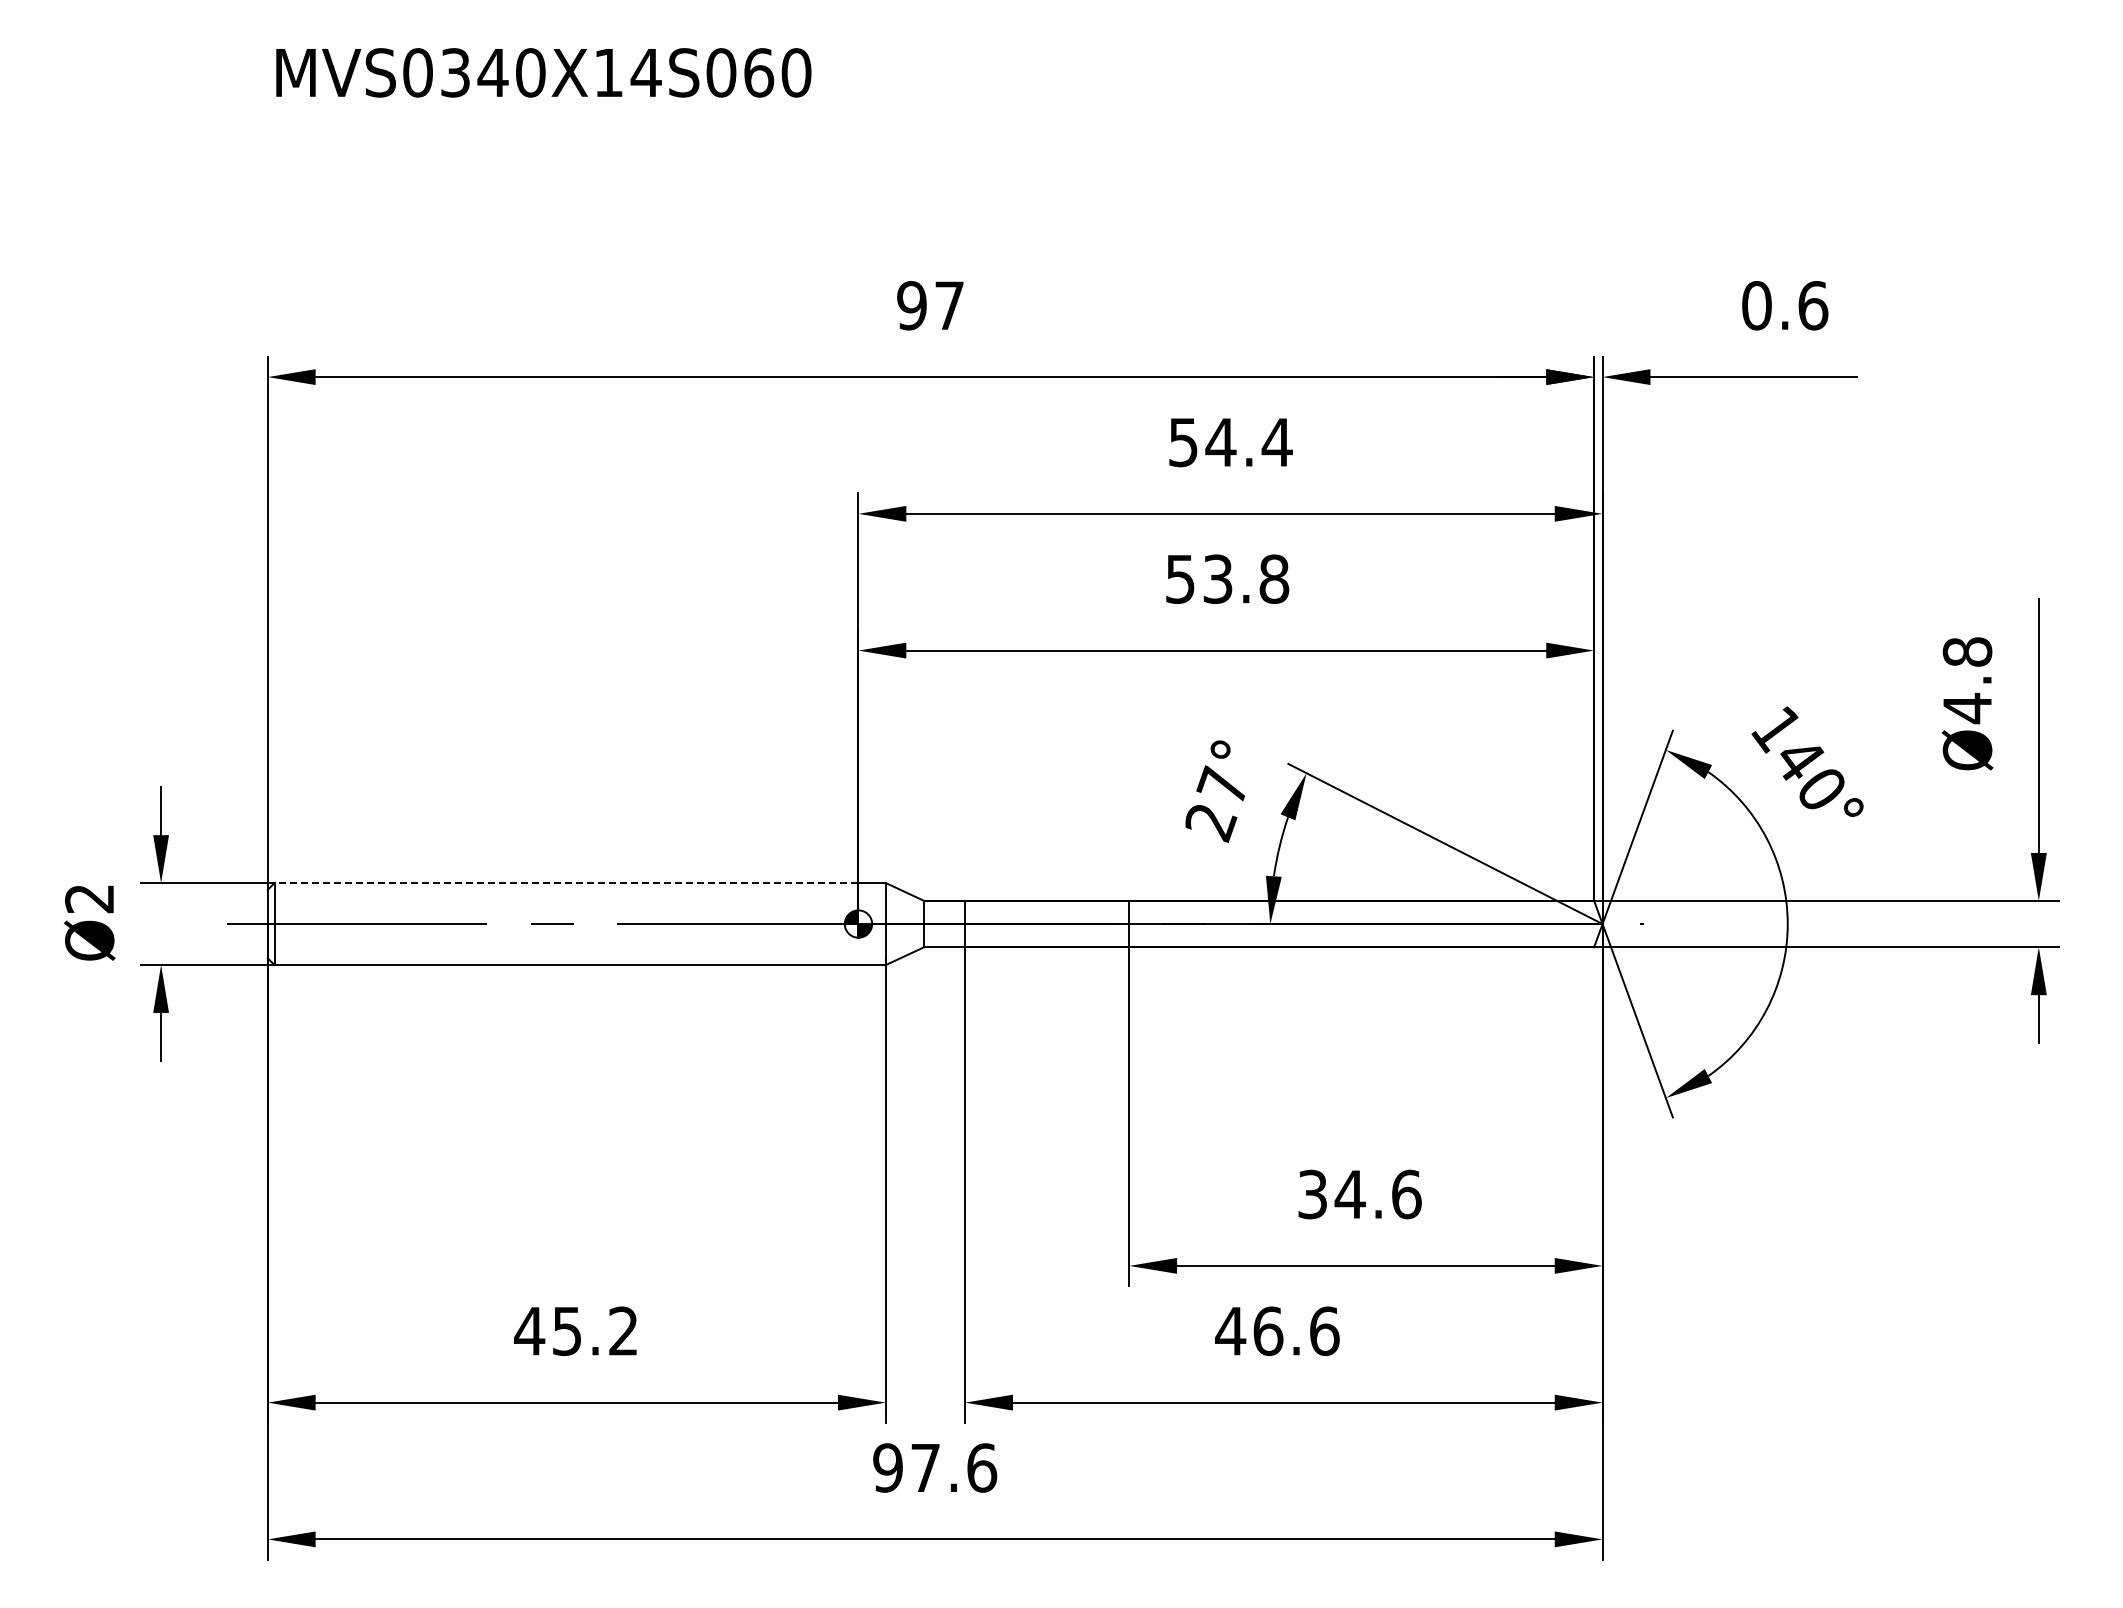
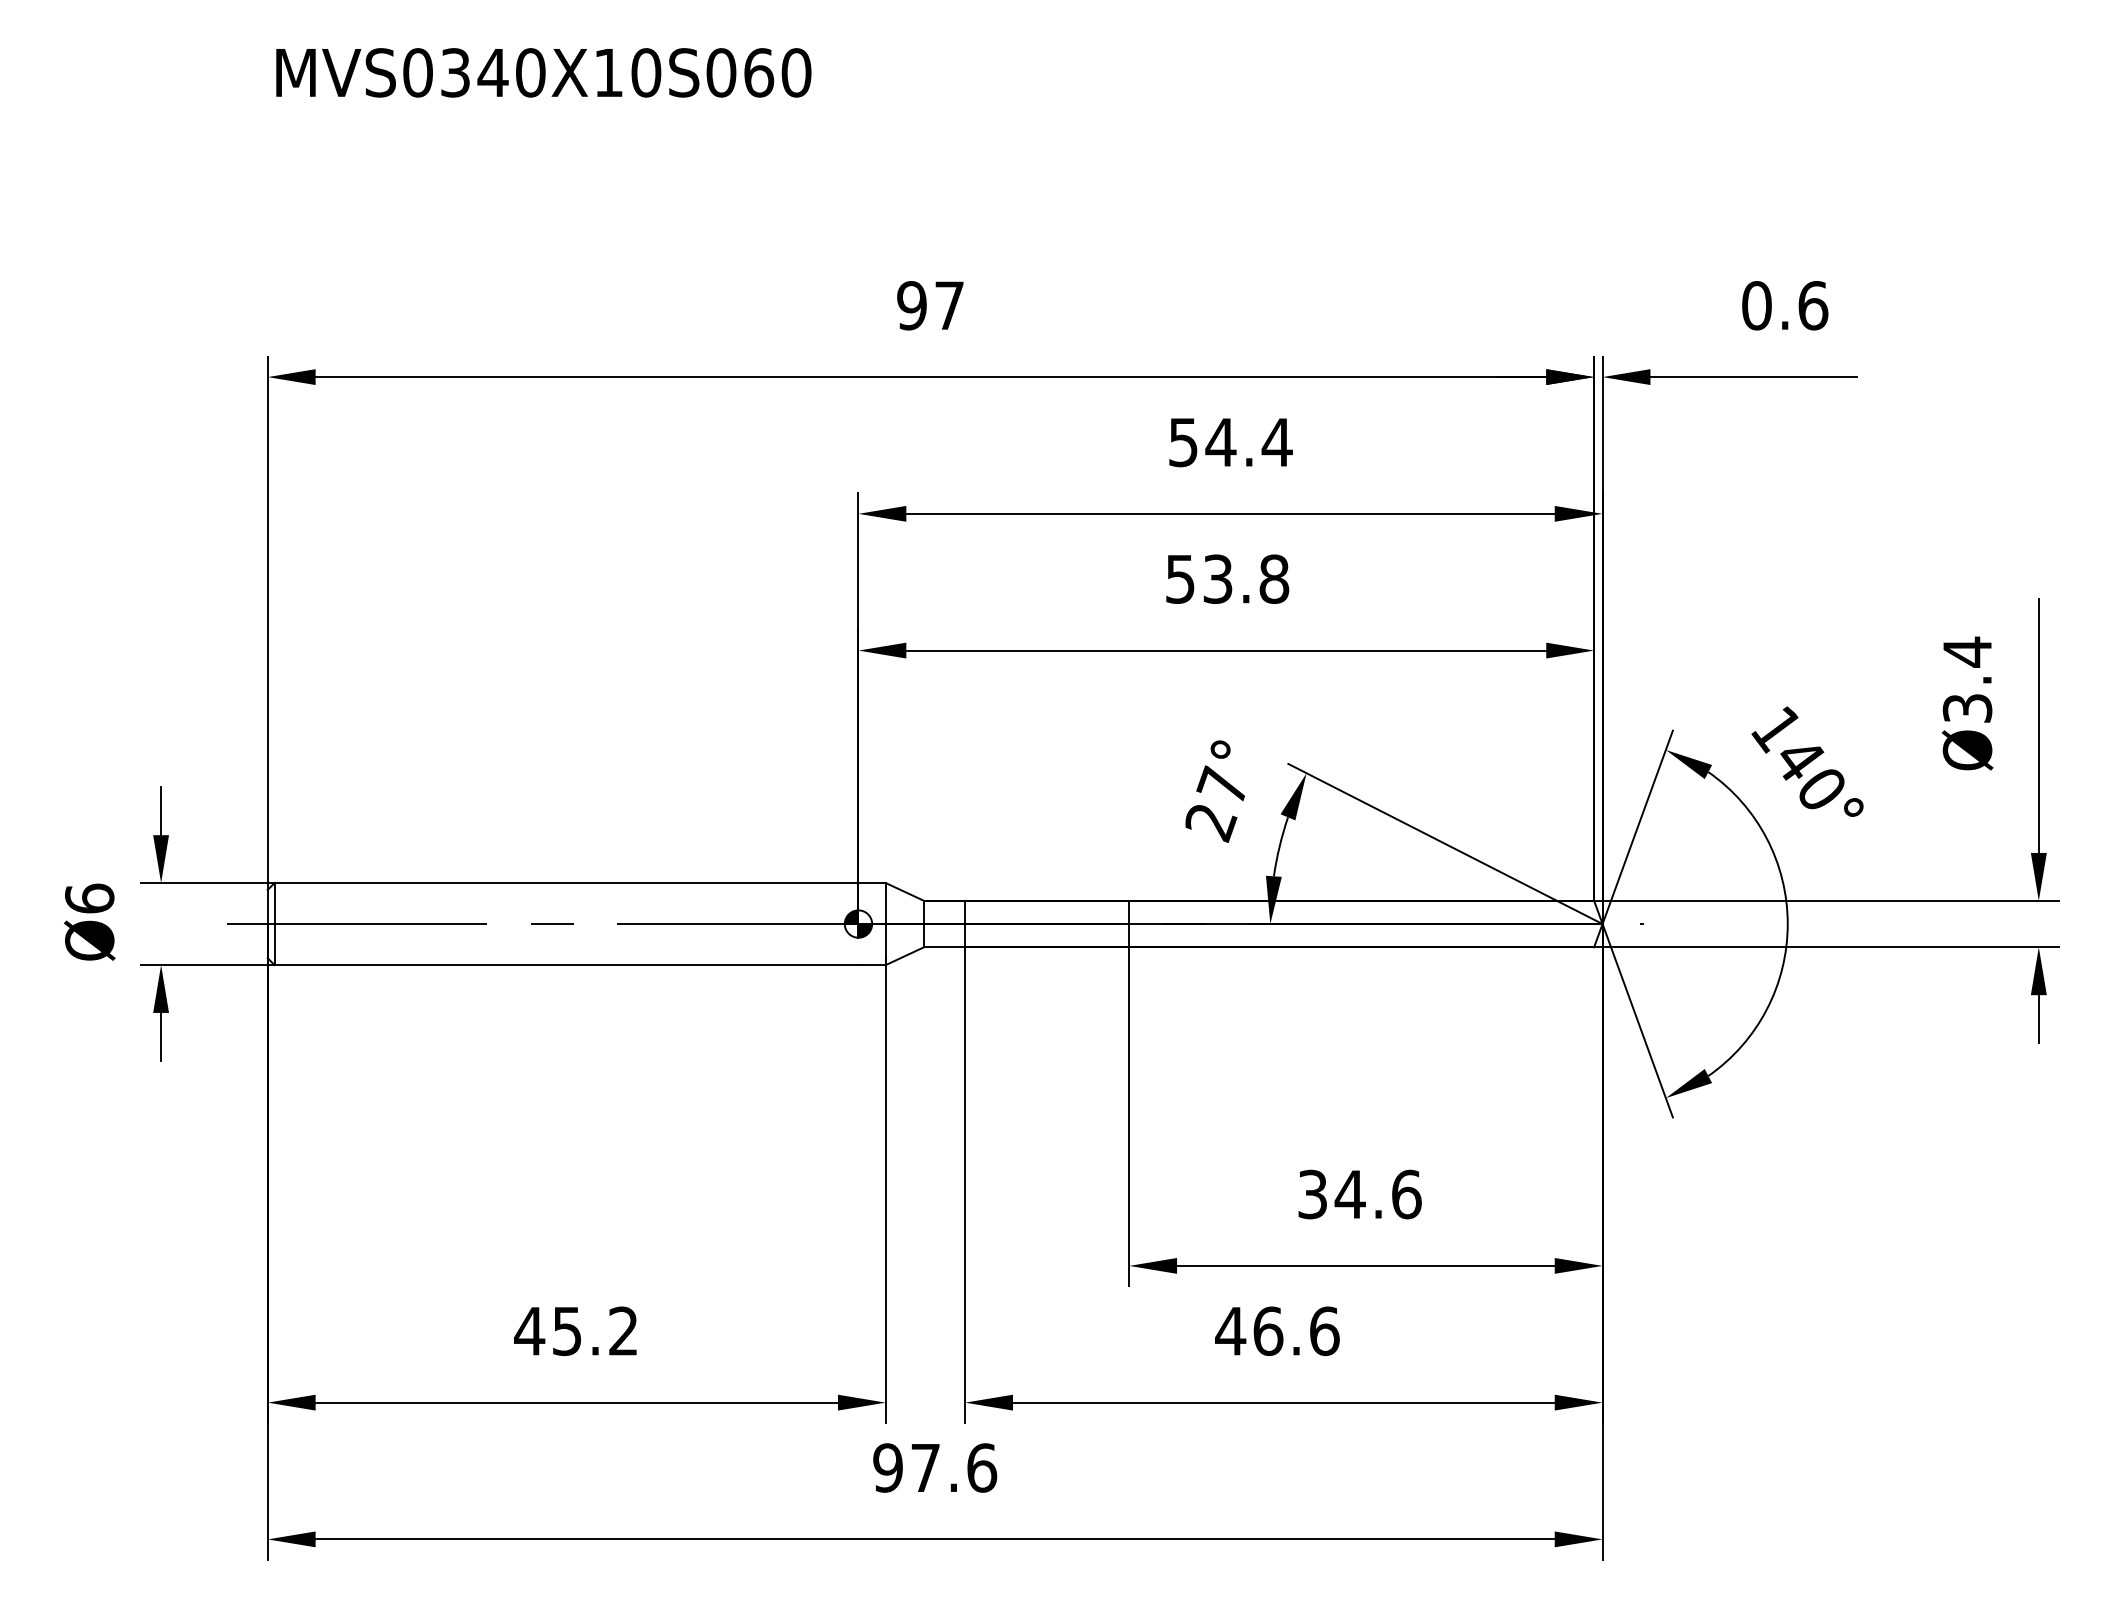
text: MVS0340X14S060 -> MVS0340X10S060 (645, 72)
text: Ø4.8 -> Ø3.4 (1967, 680)
line: dashed -> solid (566, 883)
text: Ø2 -> Ø6 (89, 898)
